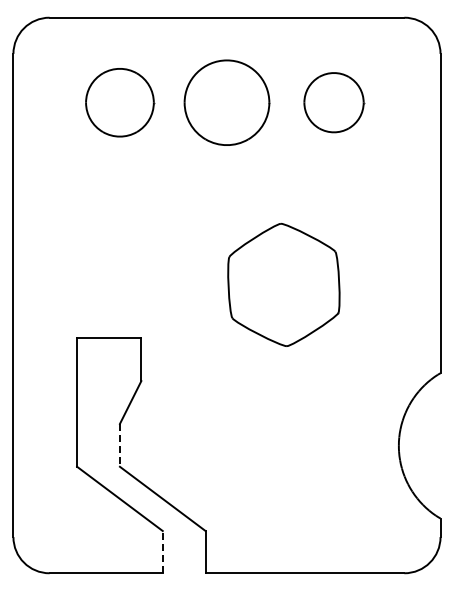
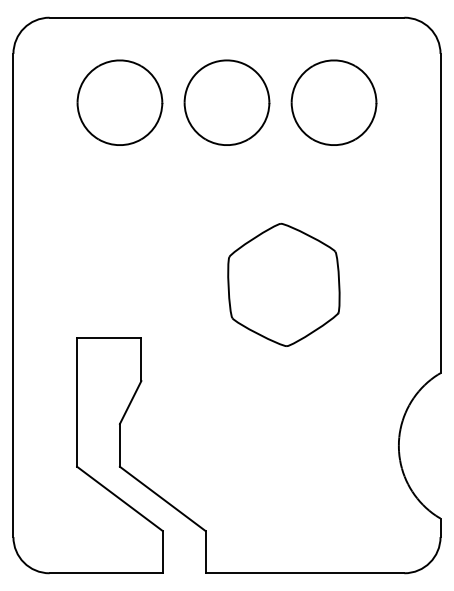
part size: 71x70 px -> 88x87 px (119, 102)
part size: 63x62 px -> 88x87 px (333, 102)
line: dashed -> solid (119, 445)
line: dashed -> solid (162, 551)
